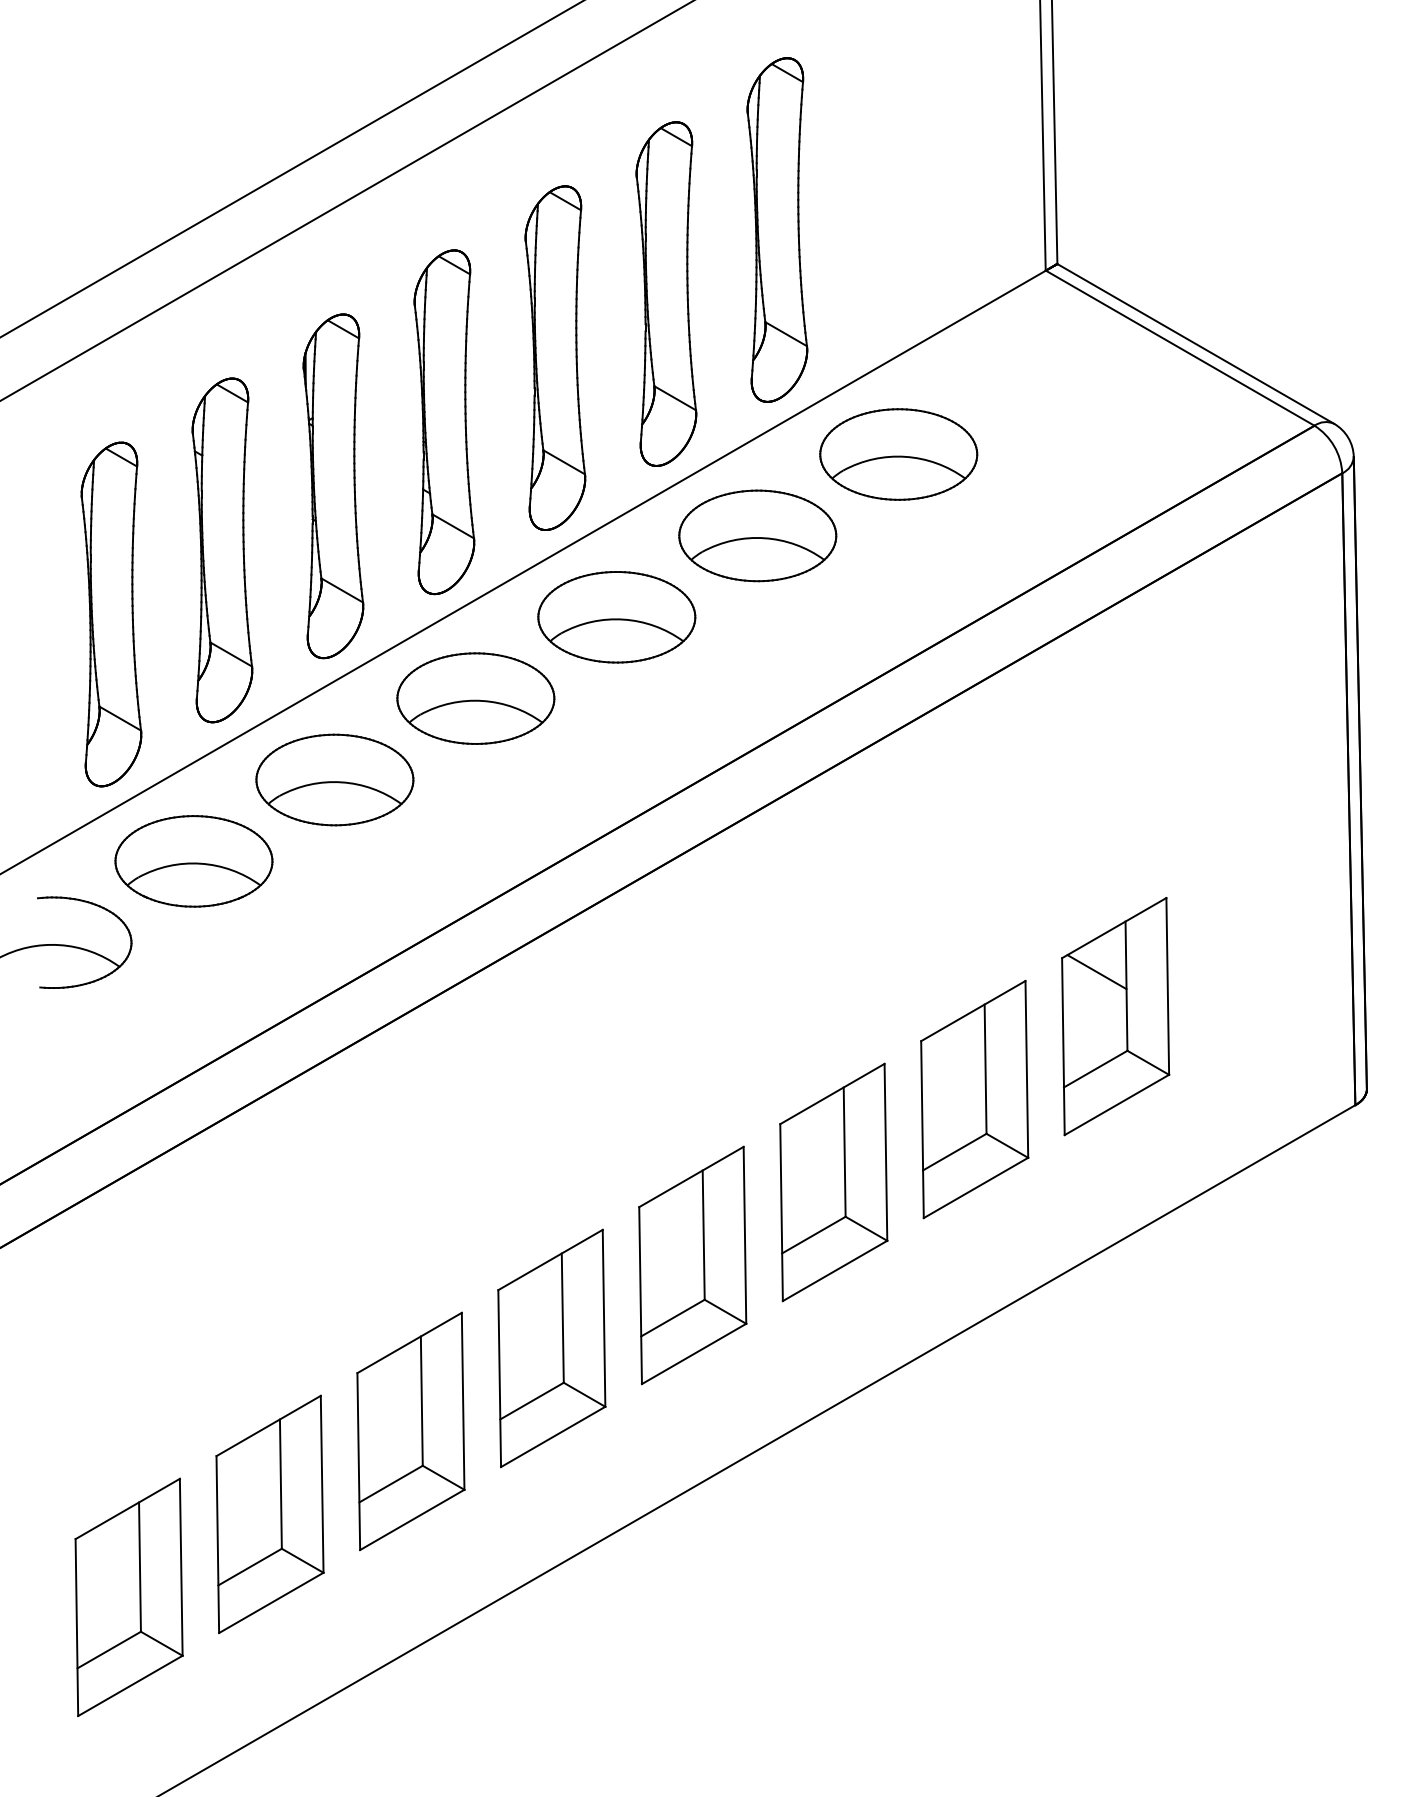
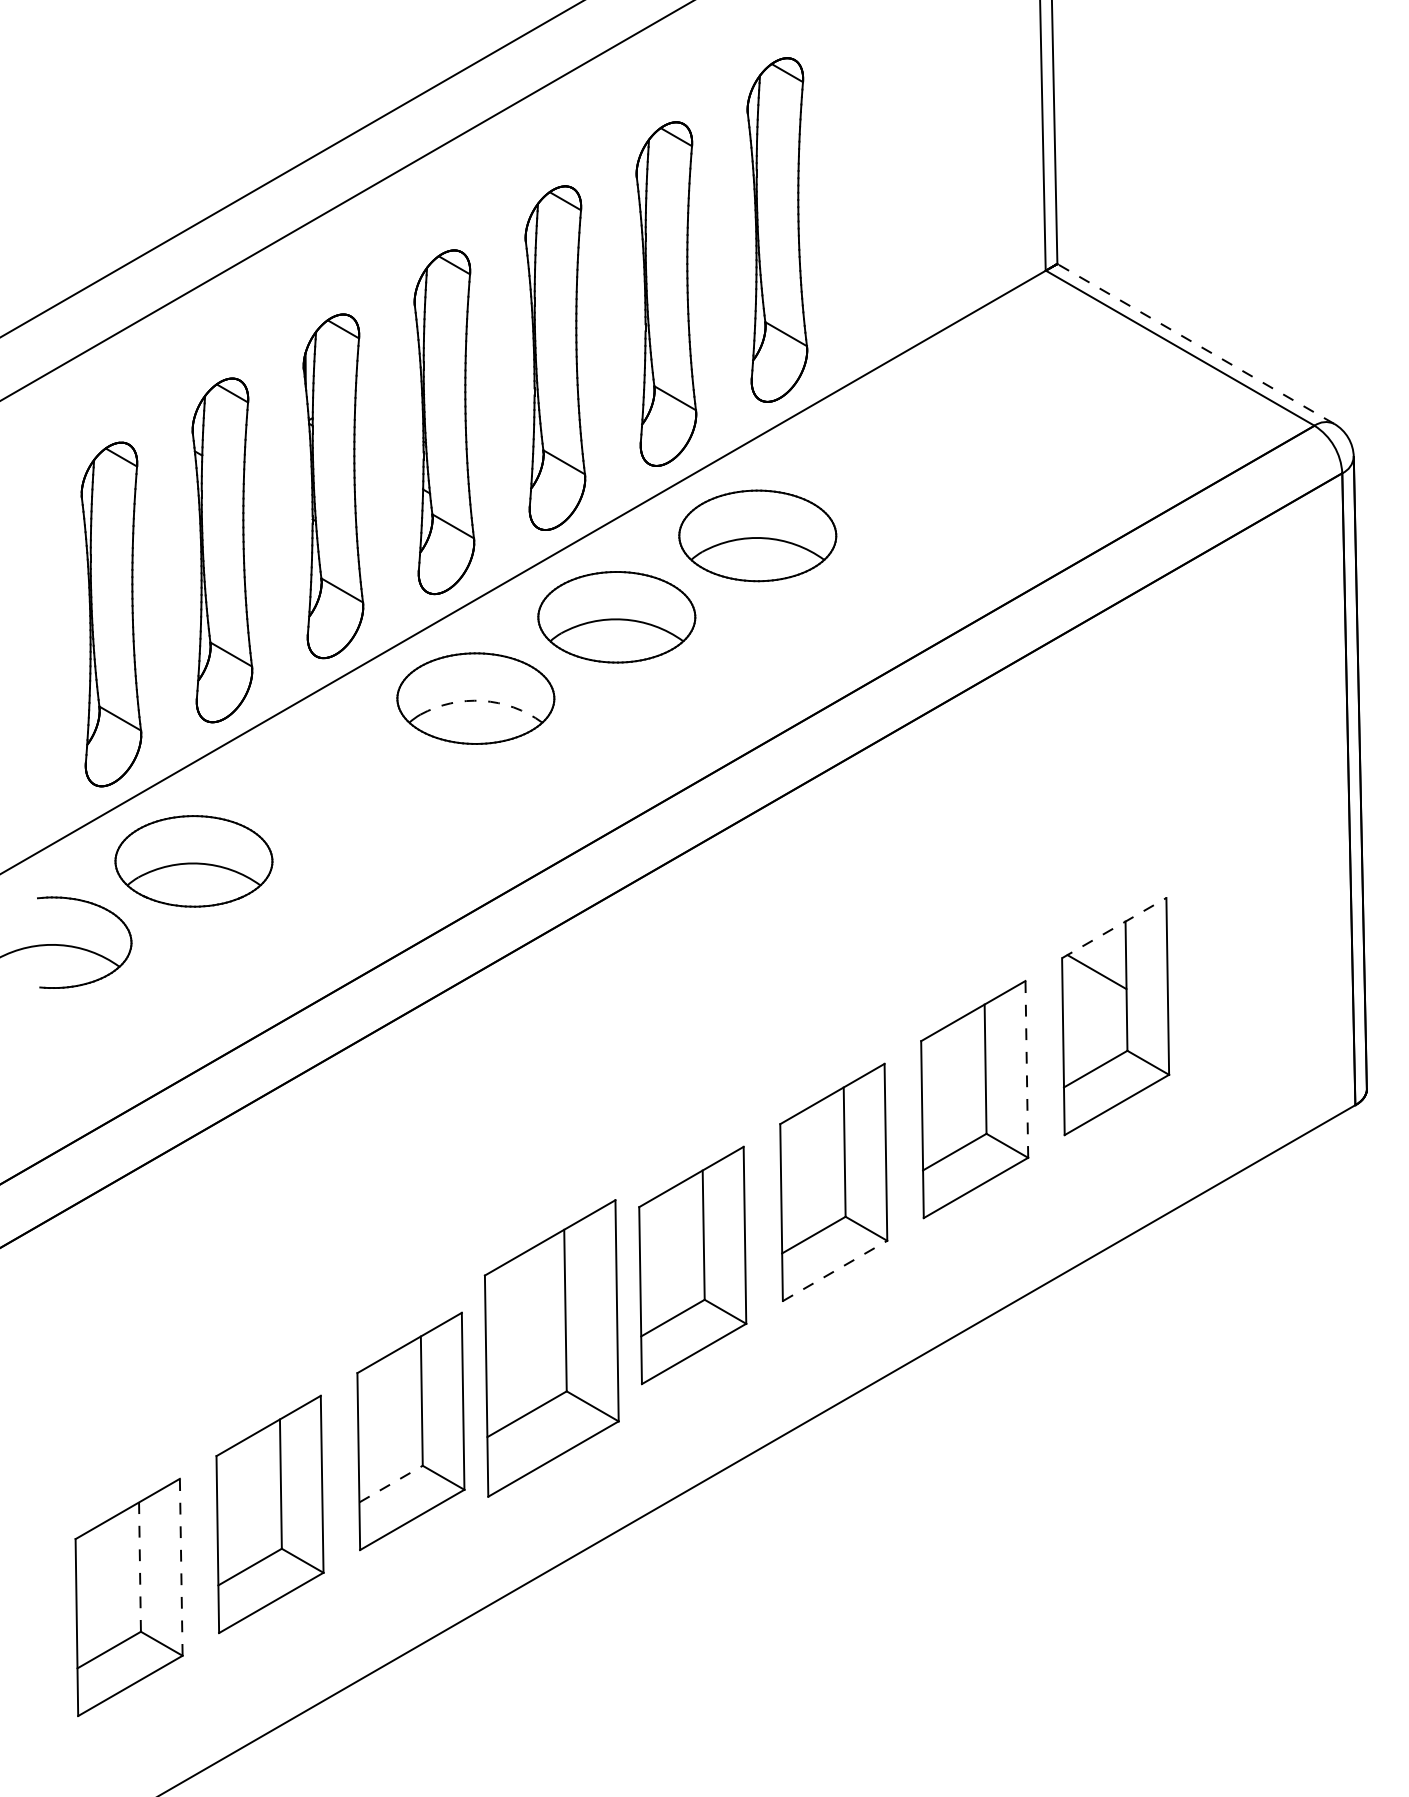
line: solid -> dashed (1195, 343)
part: present -> none (898, 454)
arc: solid -> dashed (482, 700)
part: present -> none (334, 779)
line: solid -> dashed (1114, 927)
line: solid -> dashed (1026, 1068)
line: solid -> dashed (835, 1270)
part size: 110x241 px -> 137x299 px (551, 1348)
line: solid -> dashed (391, 1484)
line: solid -> dashed (181, 1566)
line: solid -> dashed (140, 1567)
